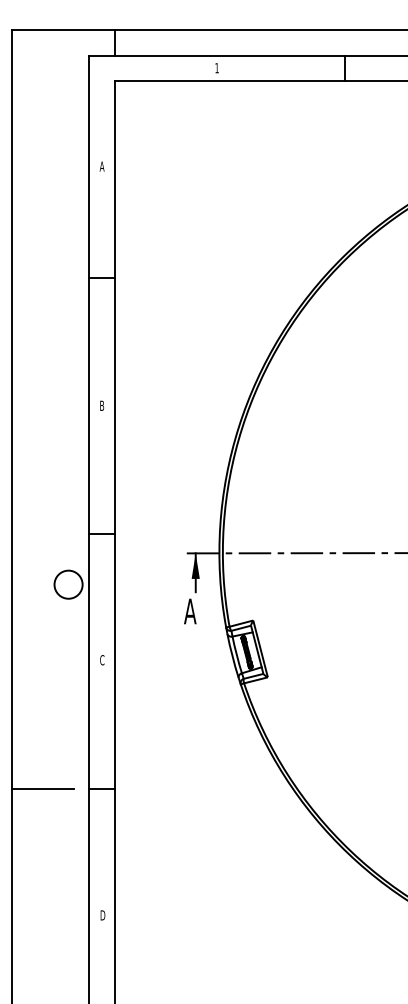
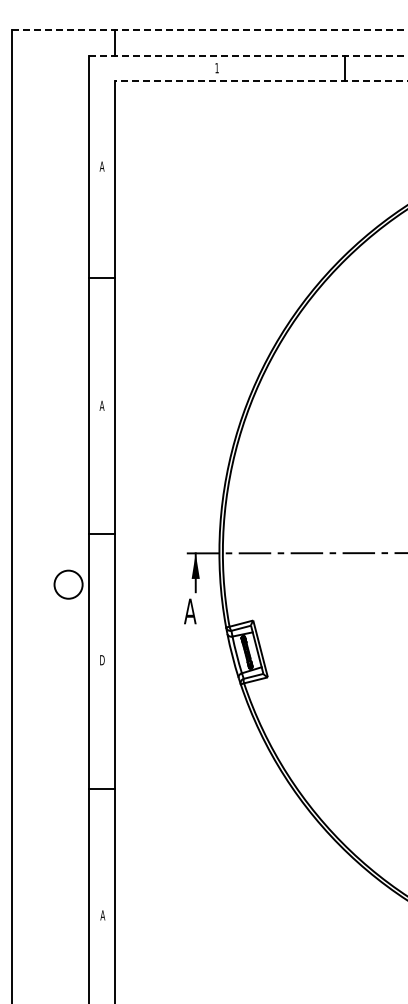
line: solid -> dashed (210, 30)
line: solid -> dashed (249, 55)
line: solid -> dashed (260, 81)
text: B -> A (101, 405)
text: C -> D (102, 660)
line: present -> none (42, 789)
text: D -> A (102, 915)
